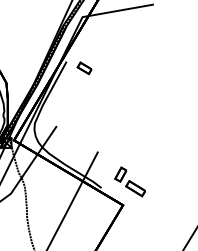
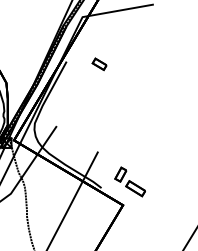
part position: (84, 68) -> (99, 64) (99, 64)
